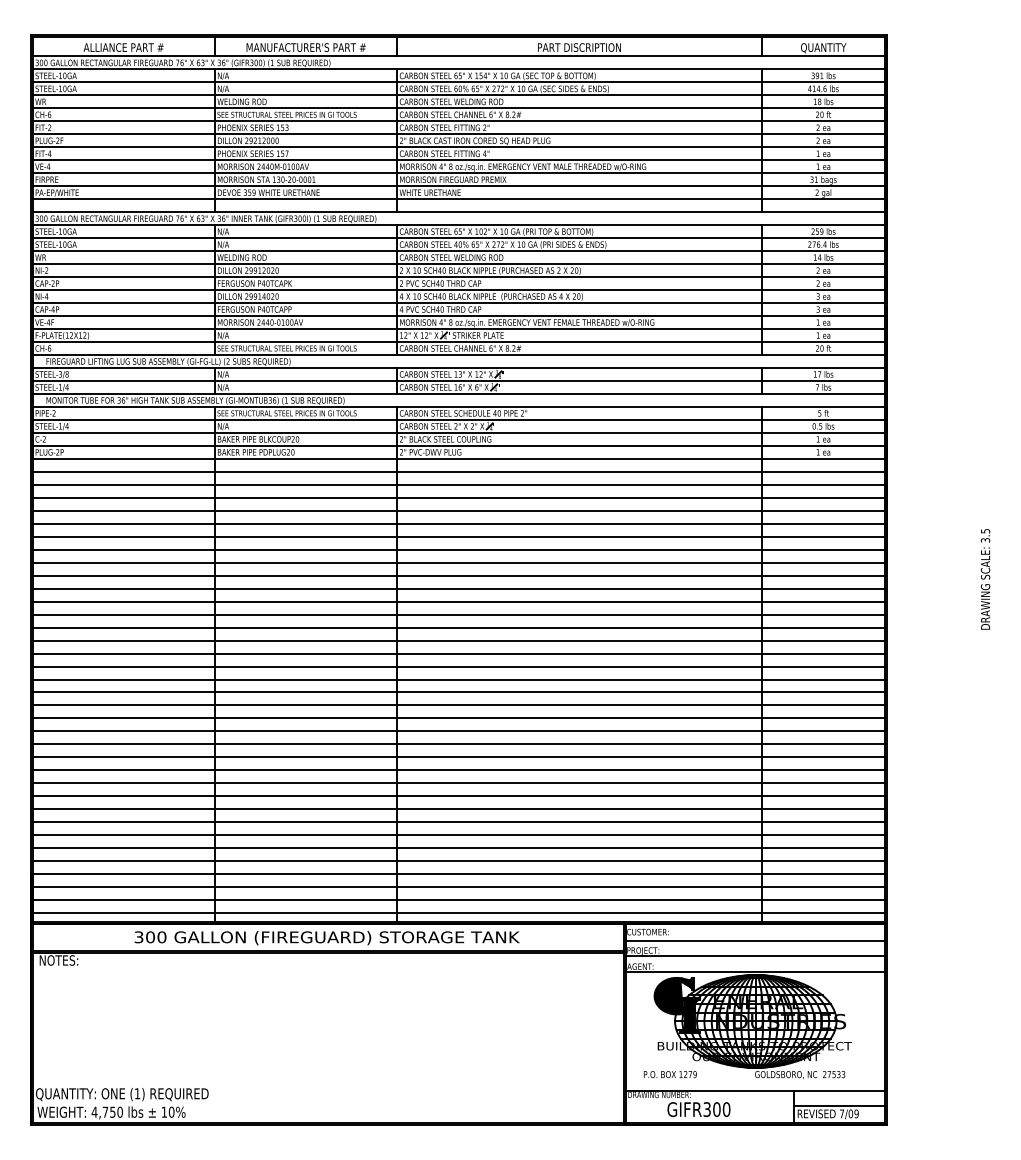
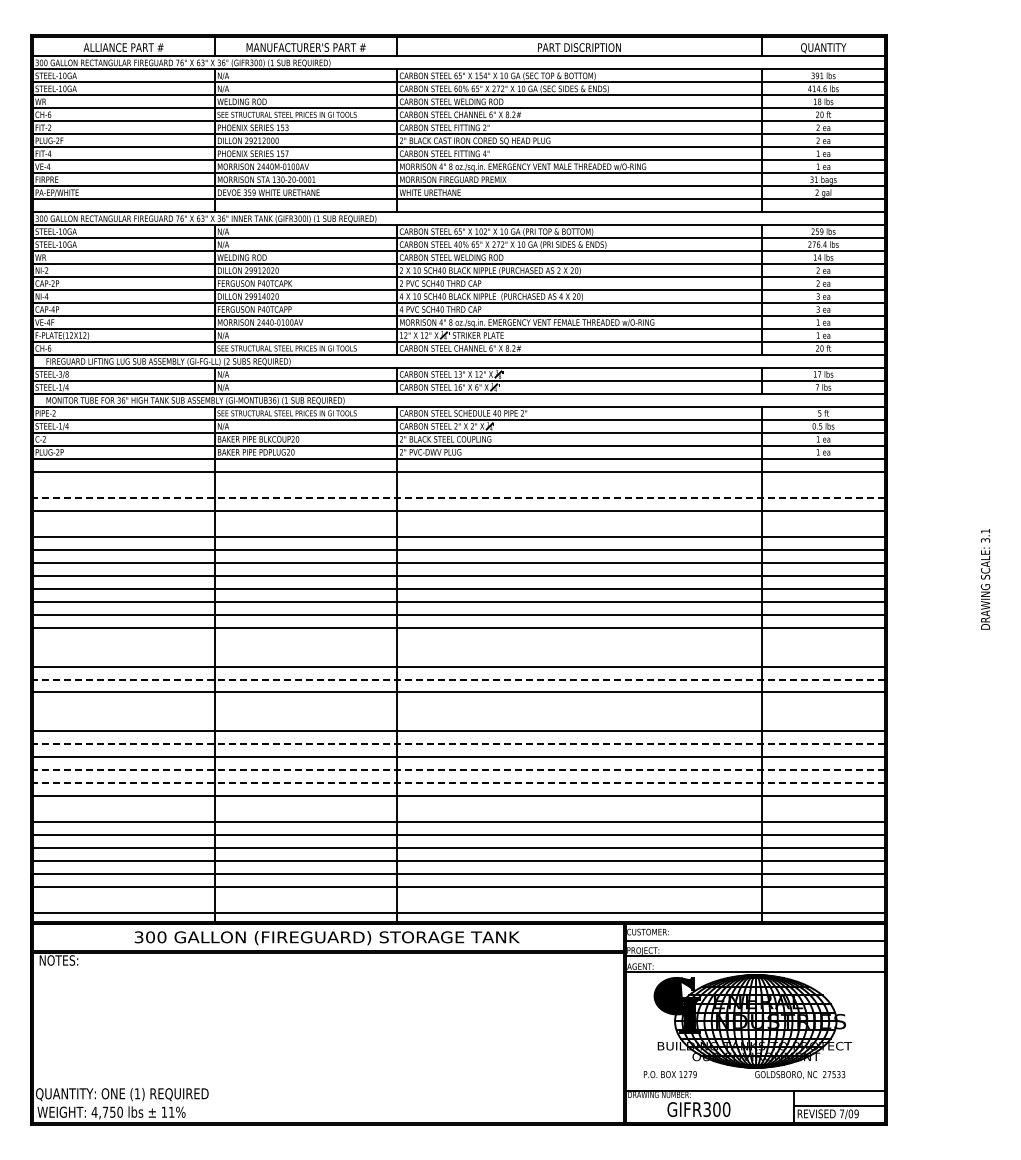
line: present -> none (458, 484)
line: solid -> dashed (458, 497)
line: present -> none (458, 523)
text: 3.5 -> 3.1 (985, 531)
line: present -> none (458, 640)
line: present -> none (458, 653)
line: solid -> dashed (458, 679)
line: present -> none (458, 705)
line: present -> none (458, 718)
line: solid -> dashed (458, 744)
line: solid -> dashed (458, 770)
line: solid -> dashed (458, 783)
line: present -> none (458, 809)
line: present -> none (458, 900)
text: 10%%% -> 11%%% (171, 1111)
